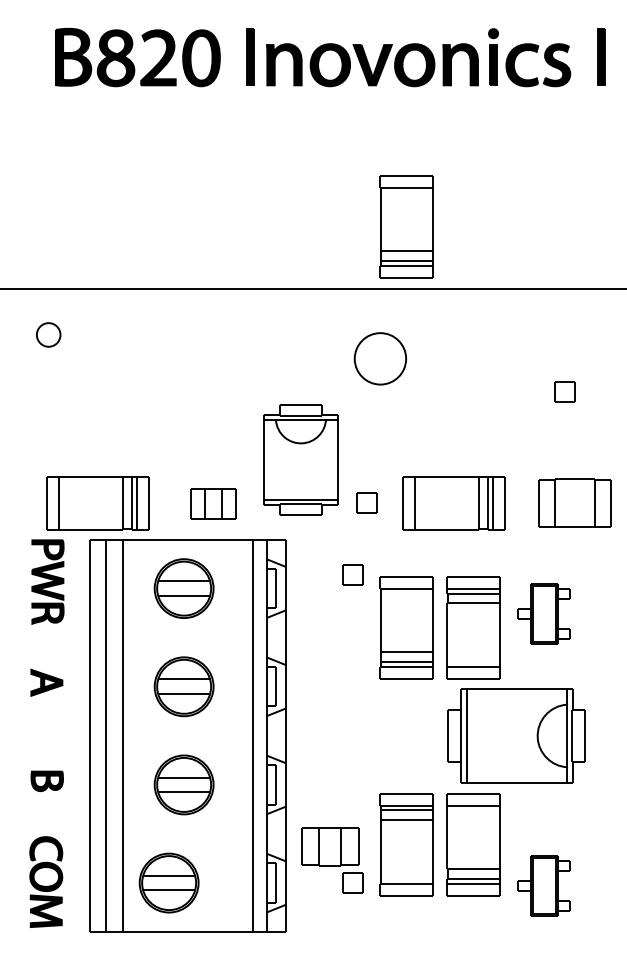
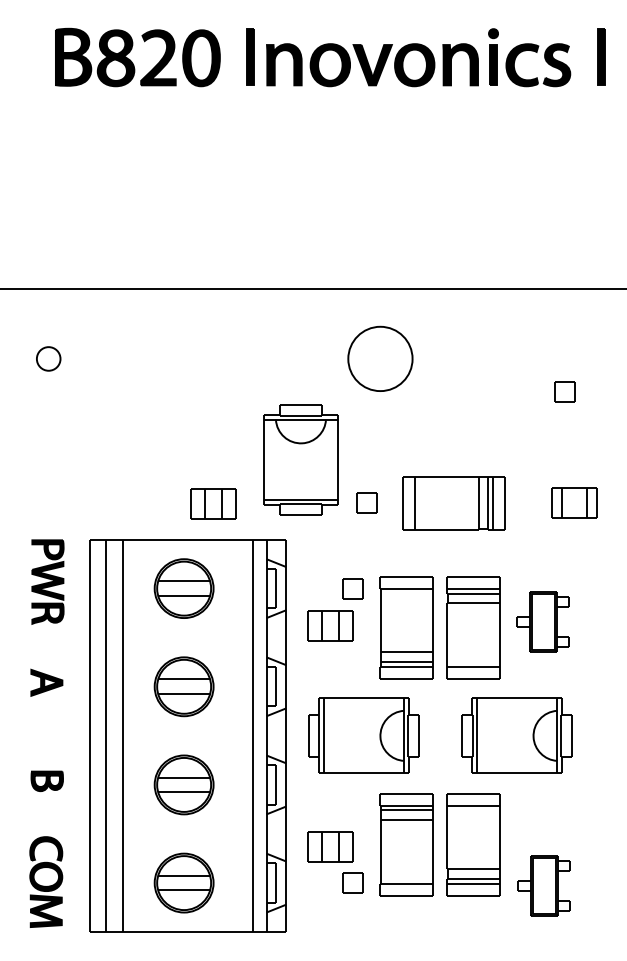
part: present -> none (406, 226)
part position: (48, 334) -> (48, 358) (48, 358)
part size: 54x54 px -> 67x67 px (380, 358)
part size: 74x50 px -> 47x32 px (574, 502)
part: present -> none (97, 503)
part position: (352, 574) -> (352, 588) (352, 588)
part position: (543, 613) -> (542, 621) (542, 621)
part: none -> present (330, 625)
part: none -> present (363, 735)
part size: 139x96 px -> 112x77 px (516, 735)
part size: 59x40 px -> 47x32 px (330, 846)
part position: (168, 882) -> (183, 882) (183, 882)
